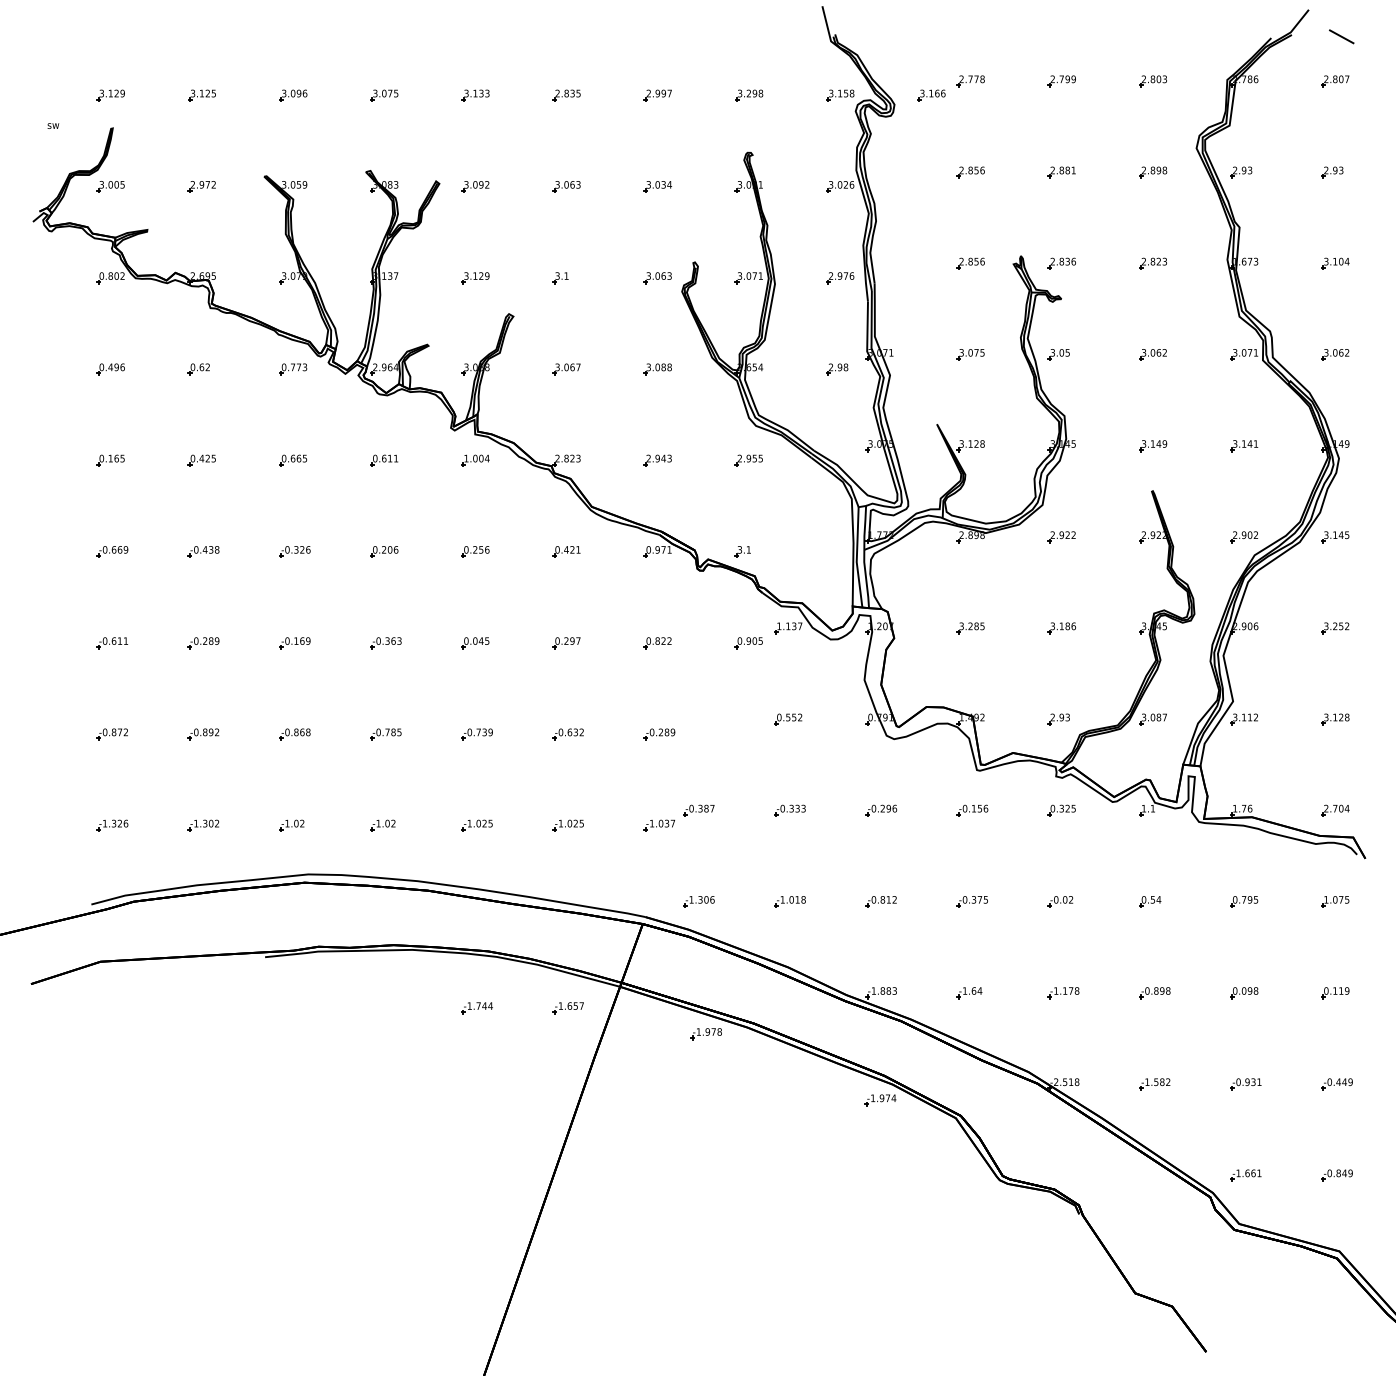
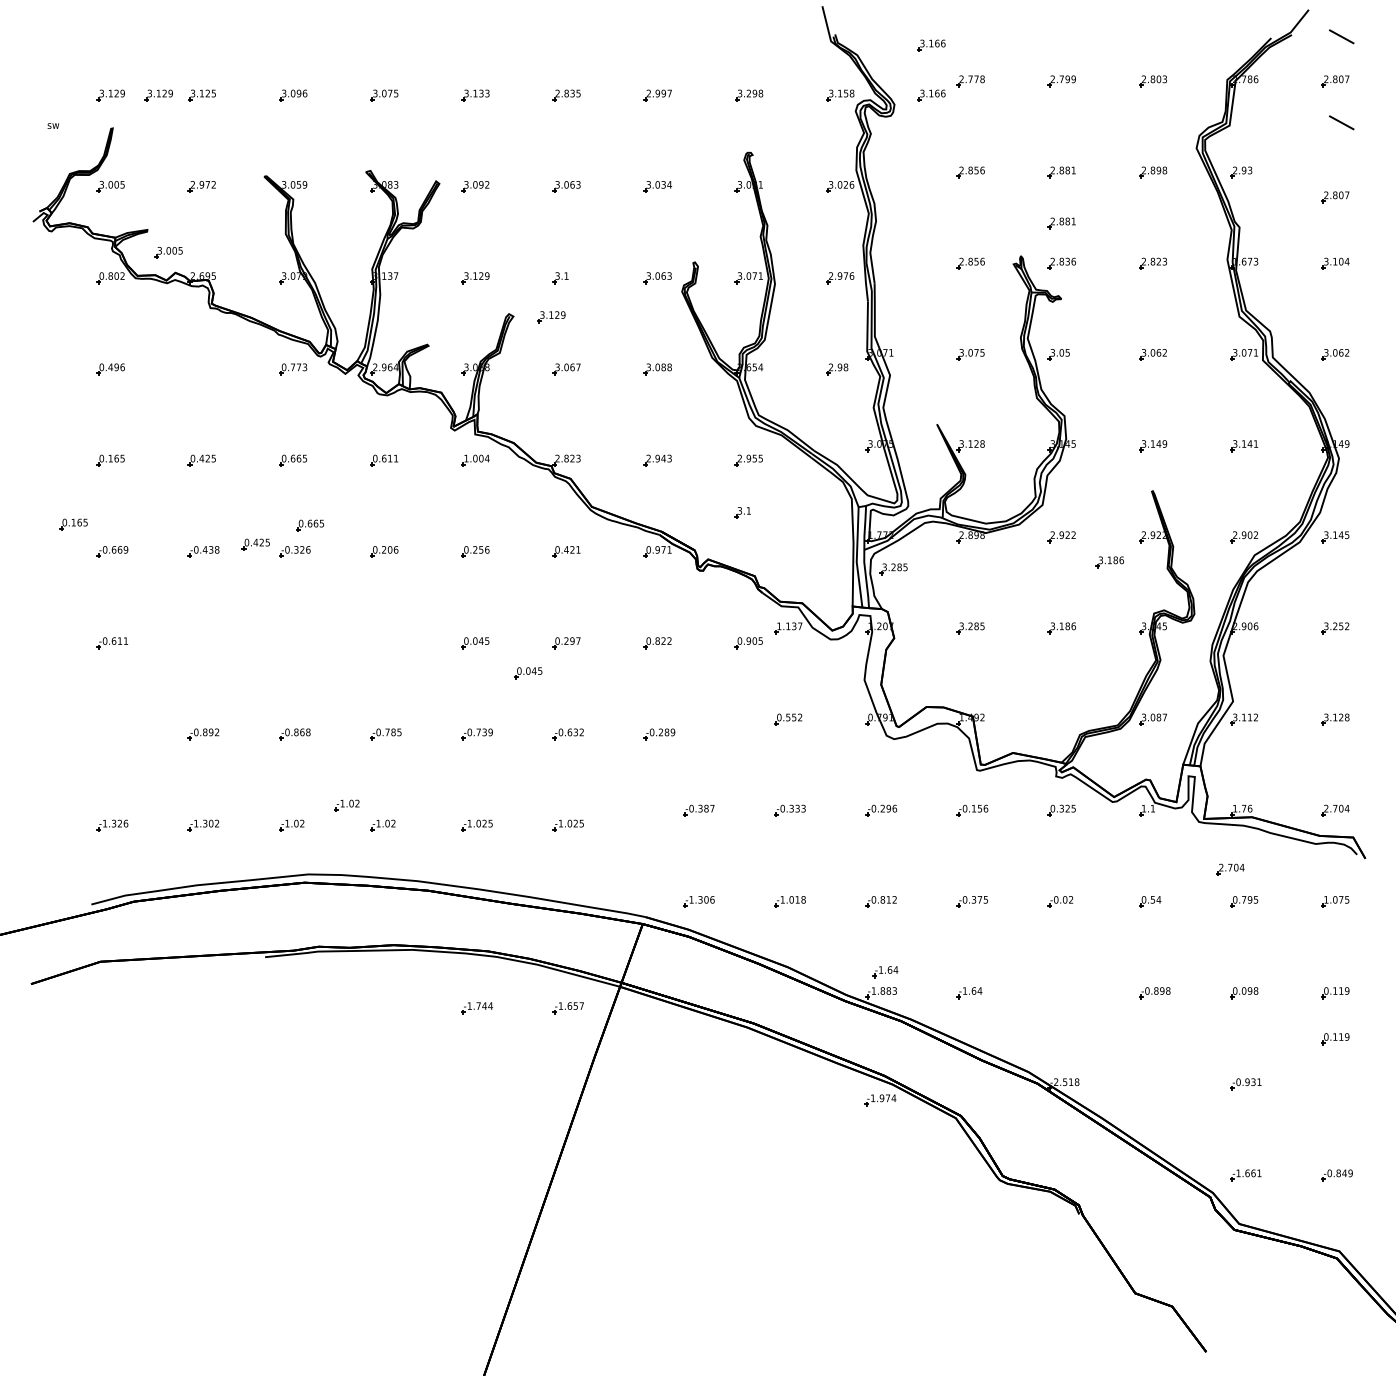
part: none -> present (931, 45)
part: none -> present (158, 95)
line: none -> present (1341, 122)
part: present -> none (1332, 172)
part: none -> present (1335, 197)
part: none -> present (1061, 223)
part: none -> present (168, 252)
part: none -> present (551, 317)
part: present -> none (198, 369)
part: none -> present (73, 524)
part: none -> present (309, 525)
part: none -> present (255, 544)
part position: (742, 551) -> (742, 512) (742, 512)
part: none -> present (1109, 562)
part: none -> present (893, 569)
part: present -> none (203, 643)
part: present -> none (294, 643)
part: present -> none (385, 643)
part: none -> present (528, 673)
part: present -> none (1058, 719)
part: present -> none (111, 734)
part: none -> present (346, 805)
part: present -> none (658, 825)
part: none -> present (1230, 869)
part: none -> present (885, 972)
part: present -> none (1063, 993)
part: present -> none (705, 1034)
part: none -> present (1335, 1039)
part: present -> none (1154, 1084)
part: present -> none (1336, 1084)
